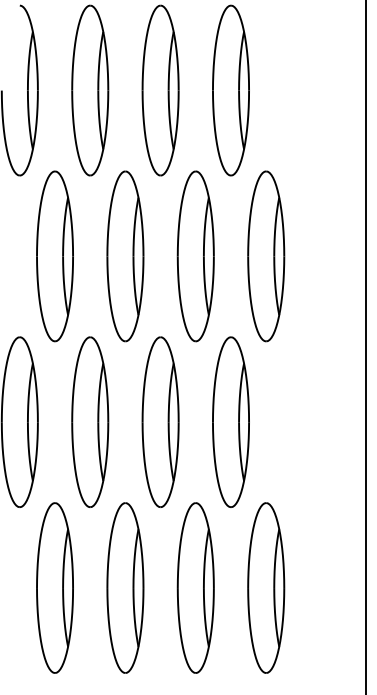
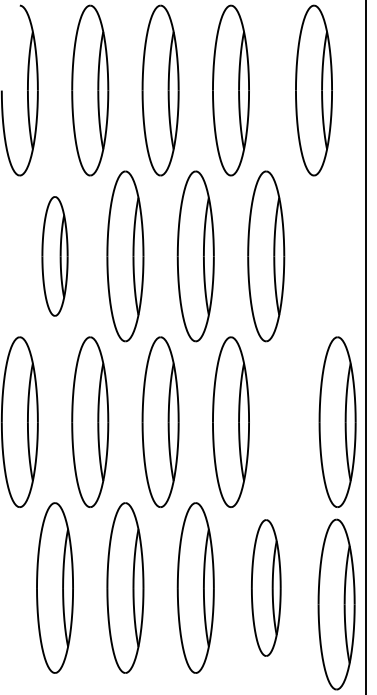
part: none -> present (313, 90)
part size: 38x173 px -> 28x121 px (54, 256)
part: none -> present (337, 421)
part size: 39x172 px -> 31x138 px (266, 587)
part: none -> present (336, 604)
